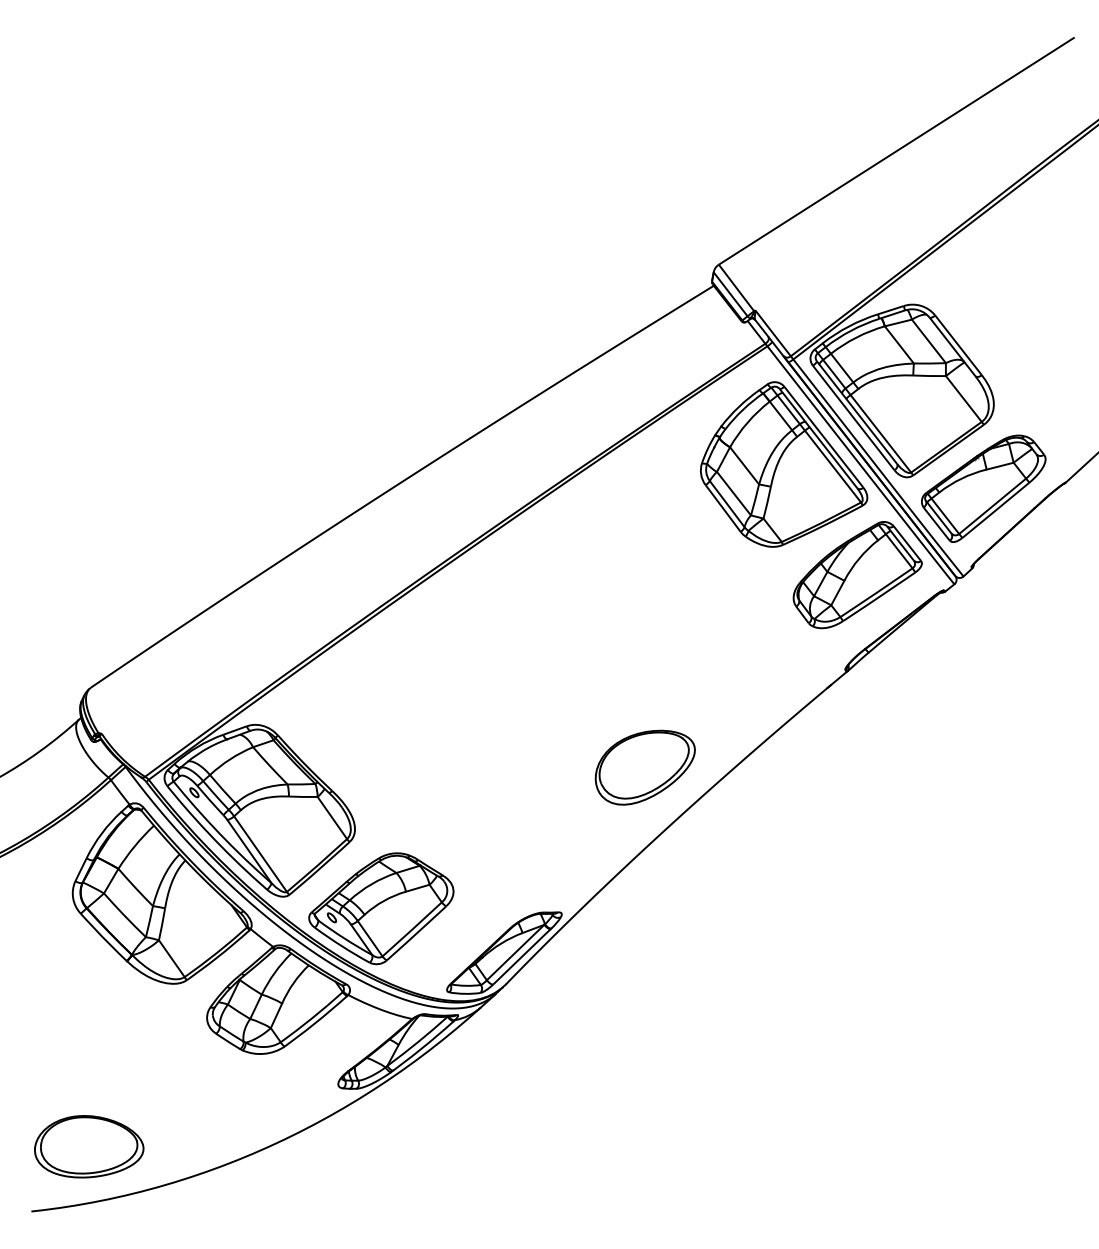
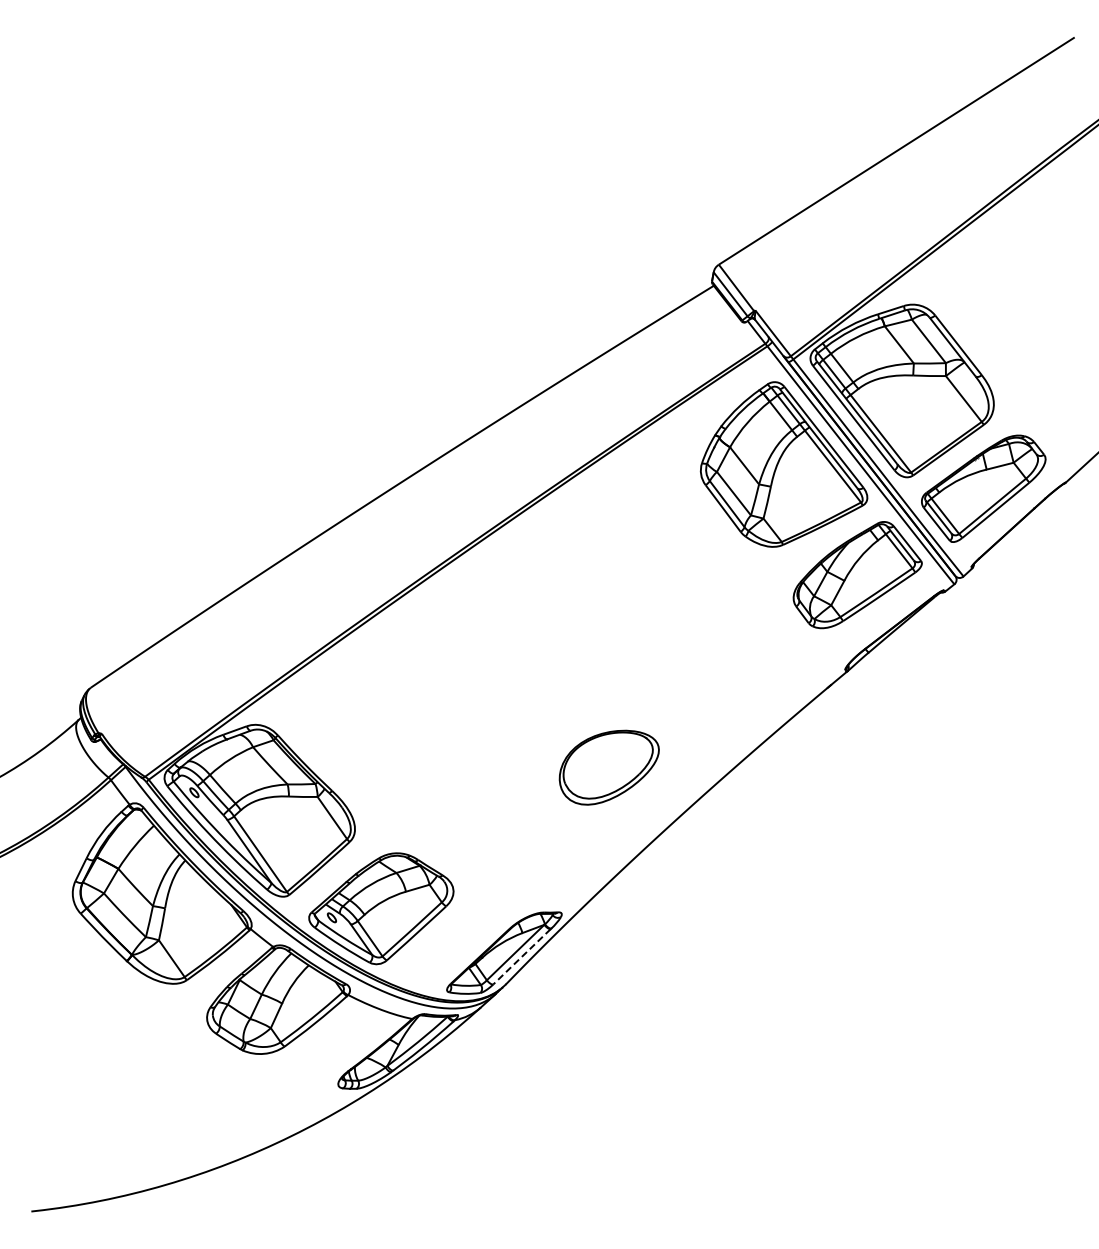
part position: (644, 767) -> (608, 767) (608, 767)
line: solid -> dashed (521, 957)
part: present -> none (89, 1146)
